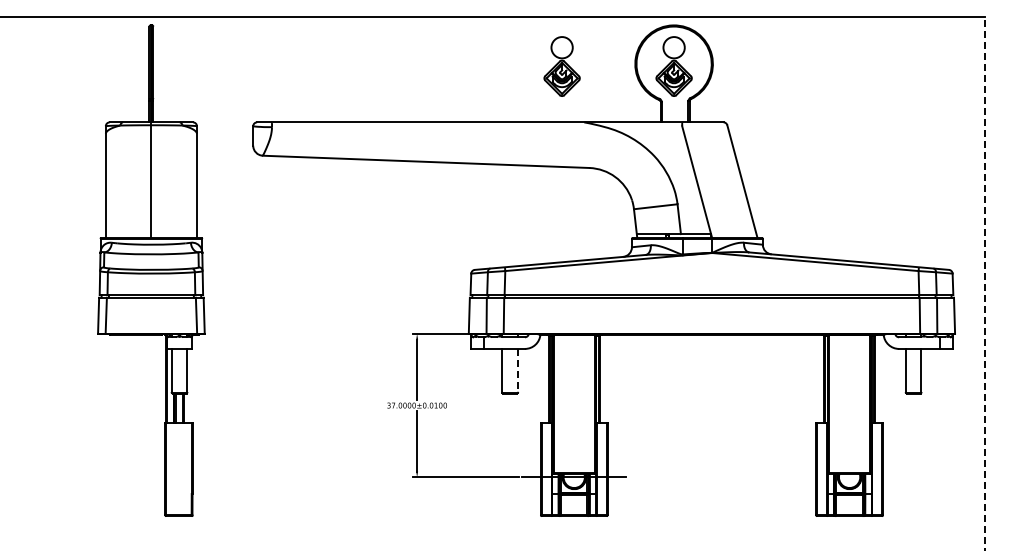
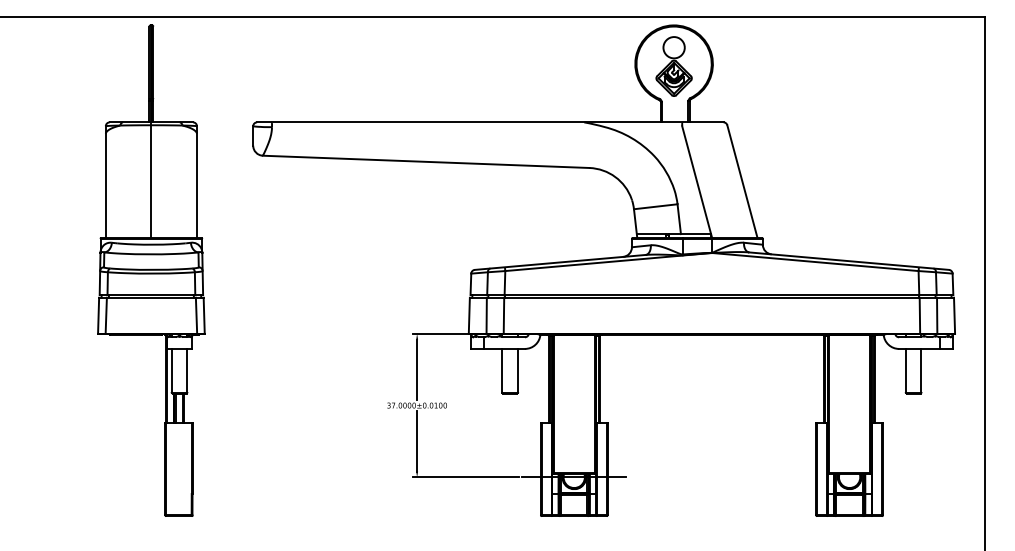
part: present -> none (561, 66)
line: dashed -> solid (984, 283)
line: dashed -> solid (517, 370)
